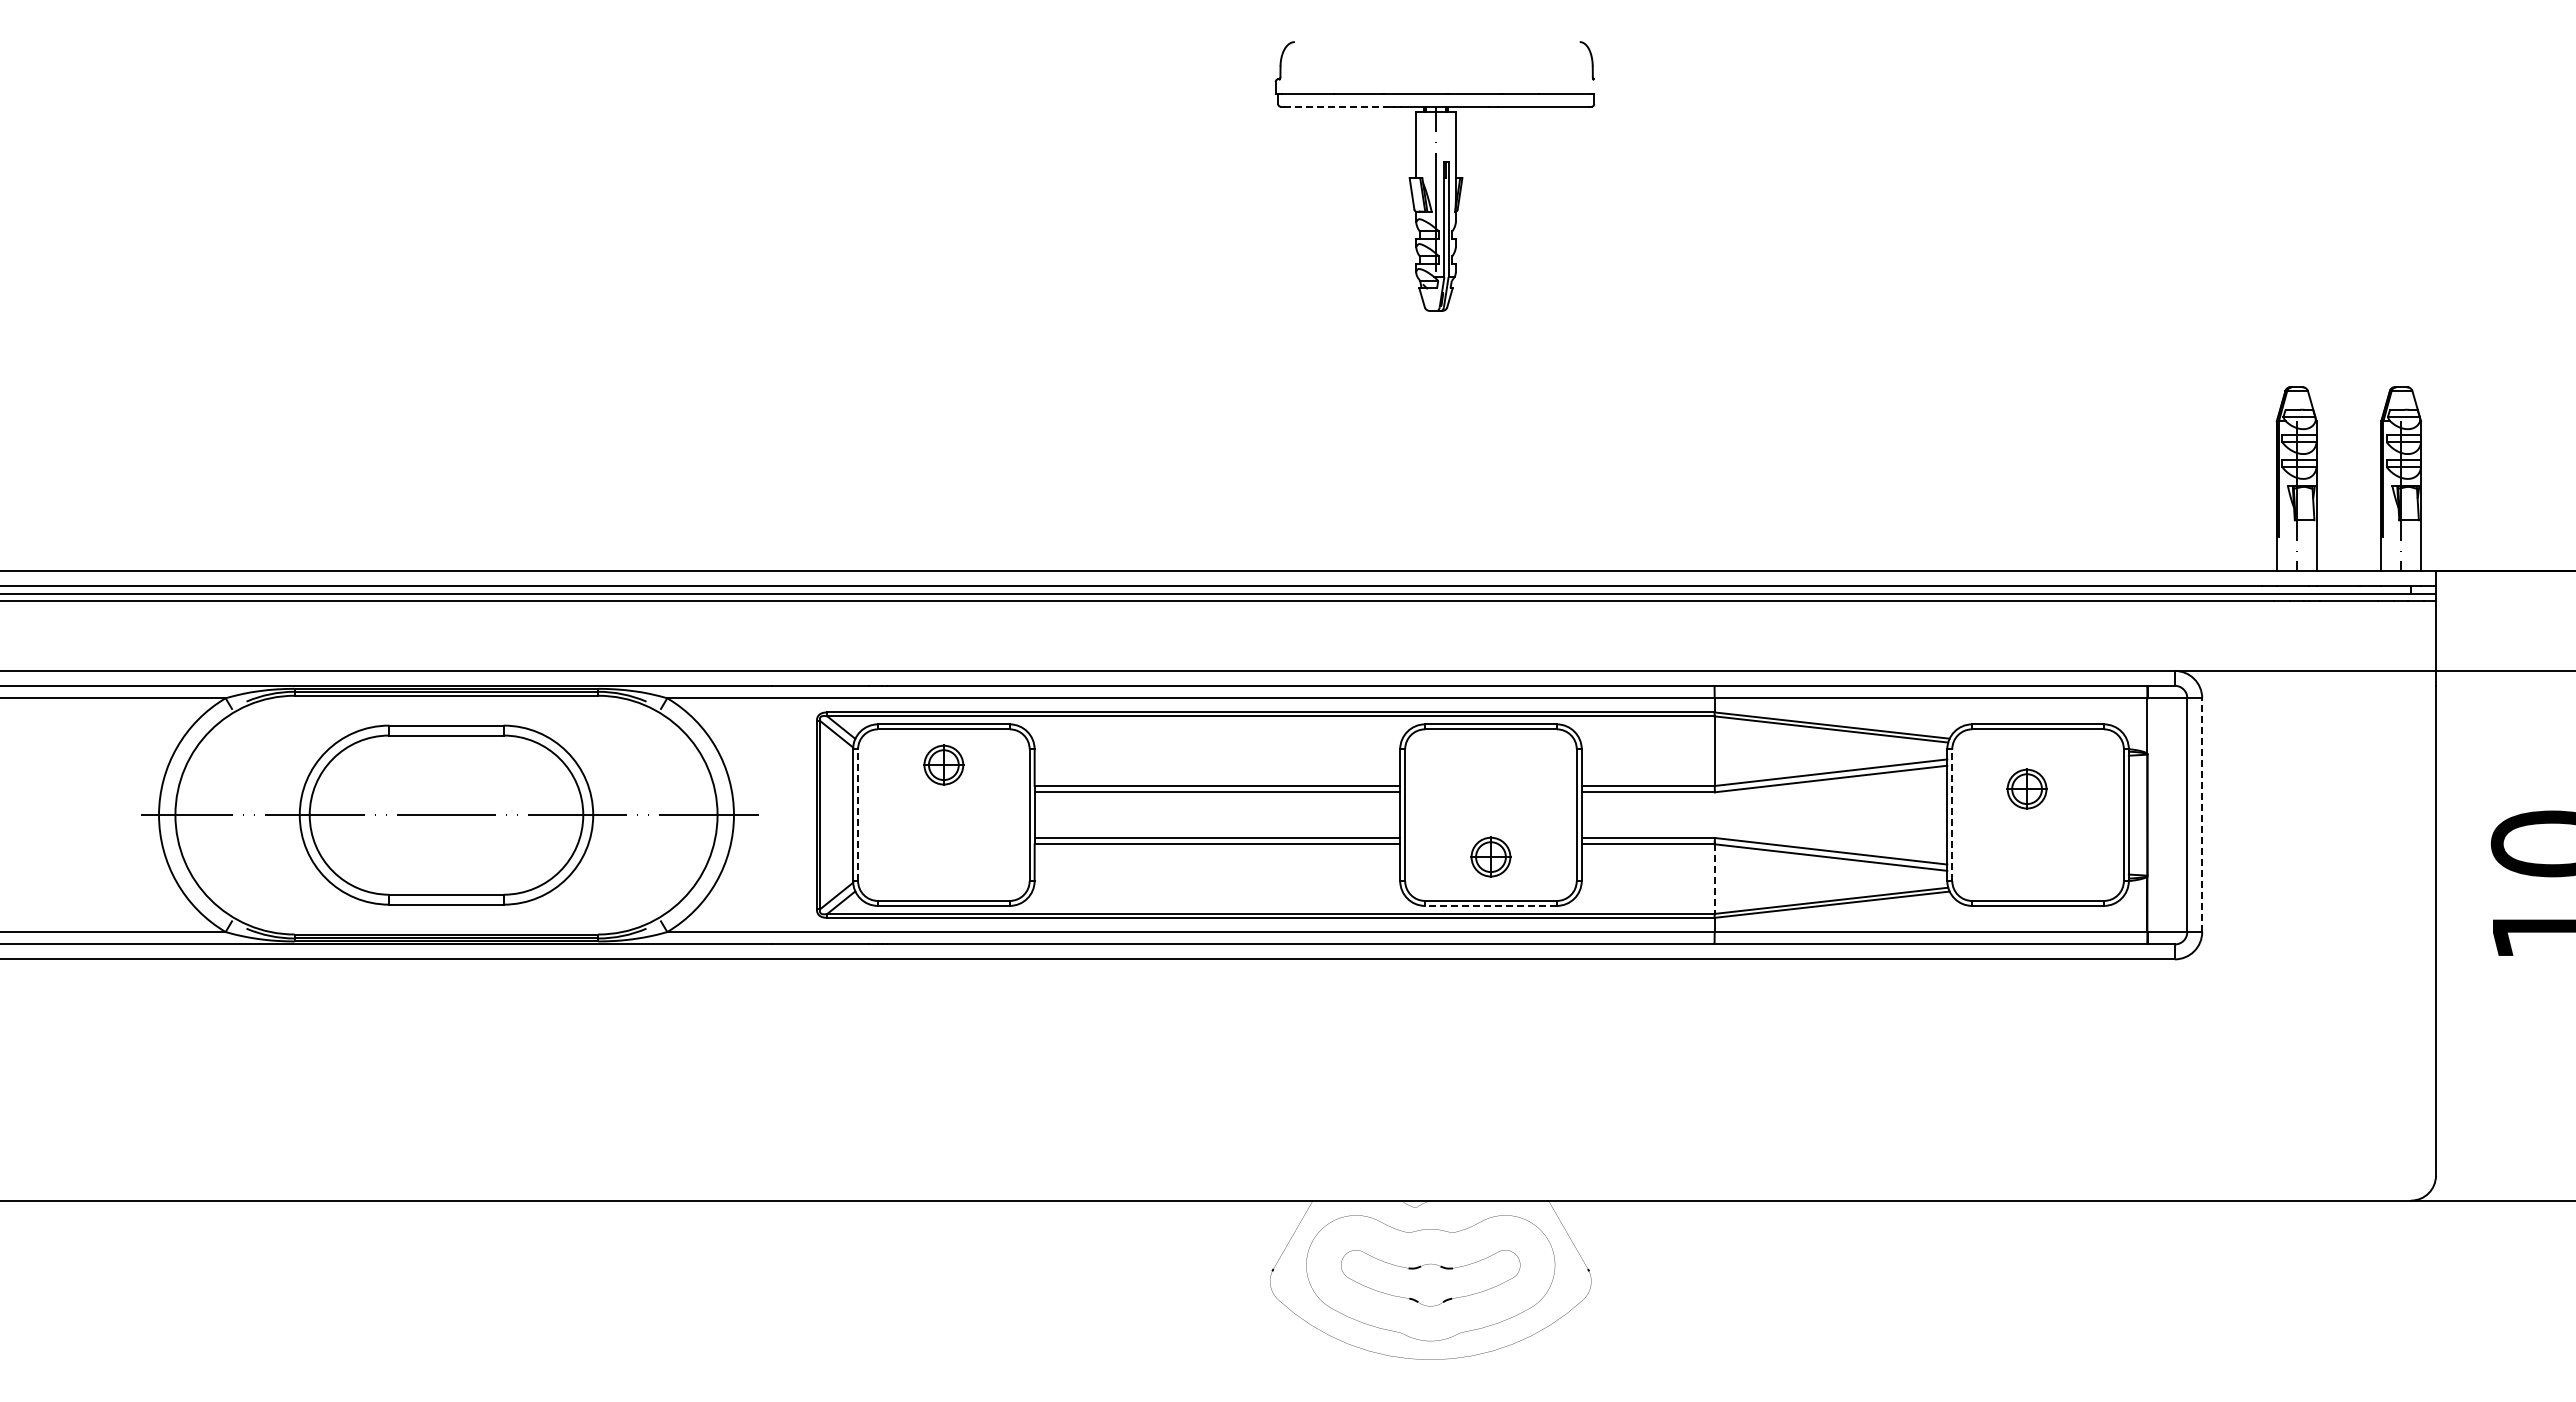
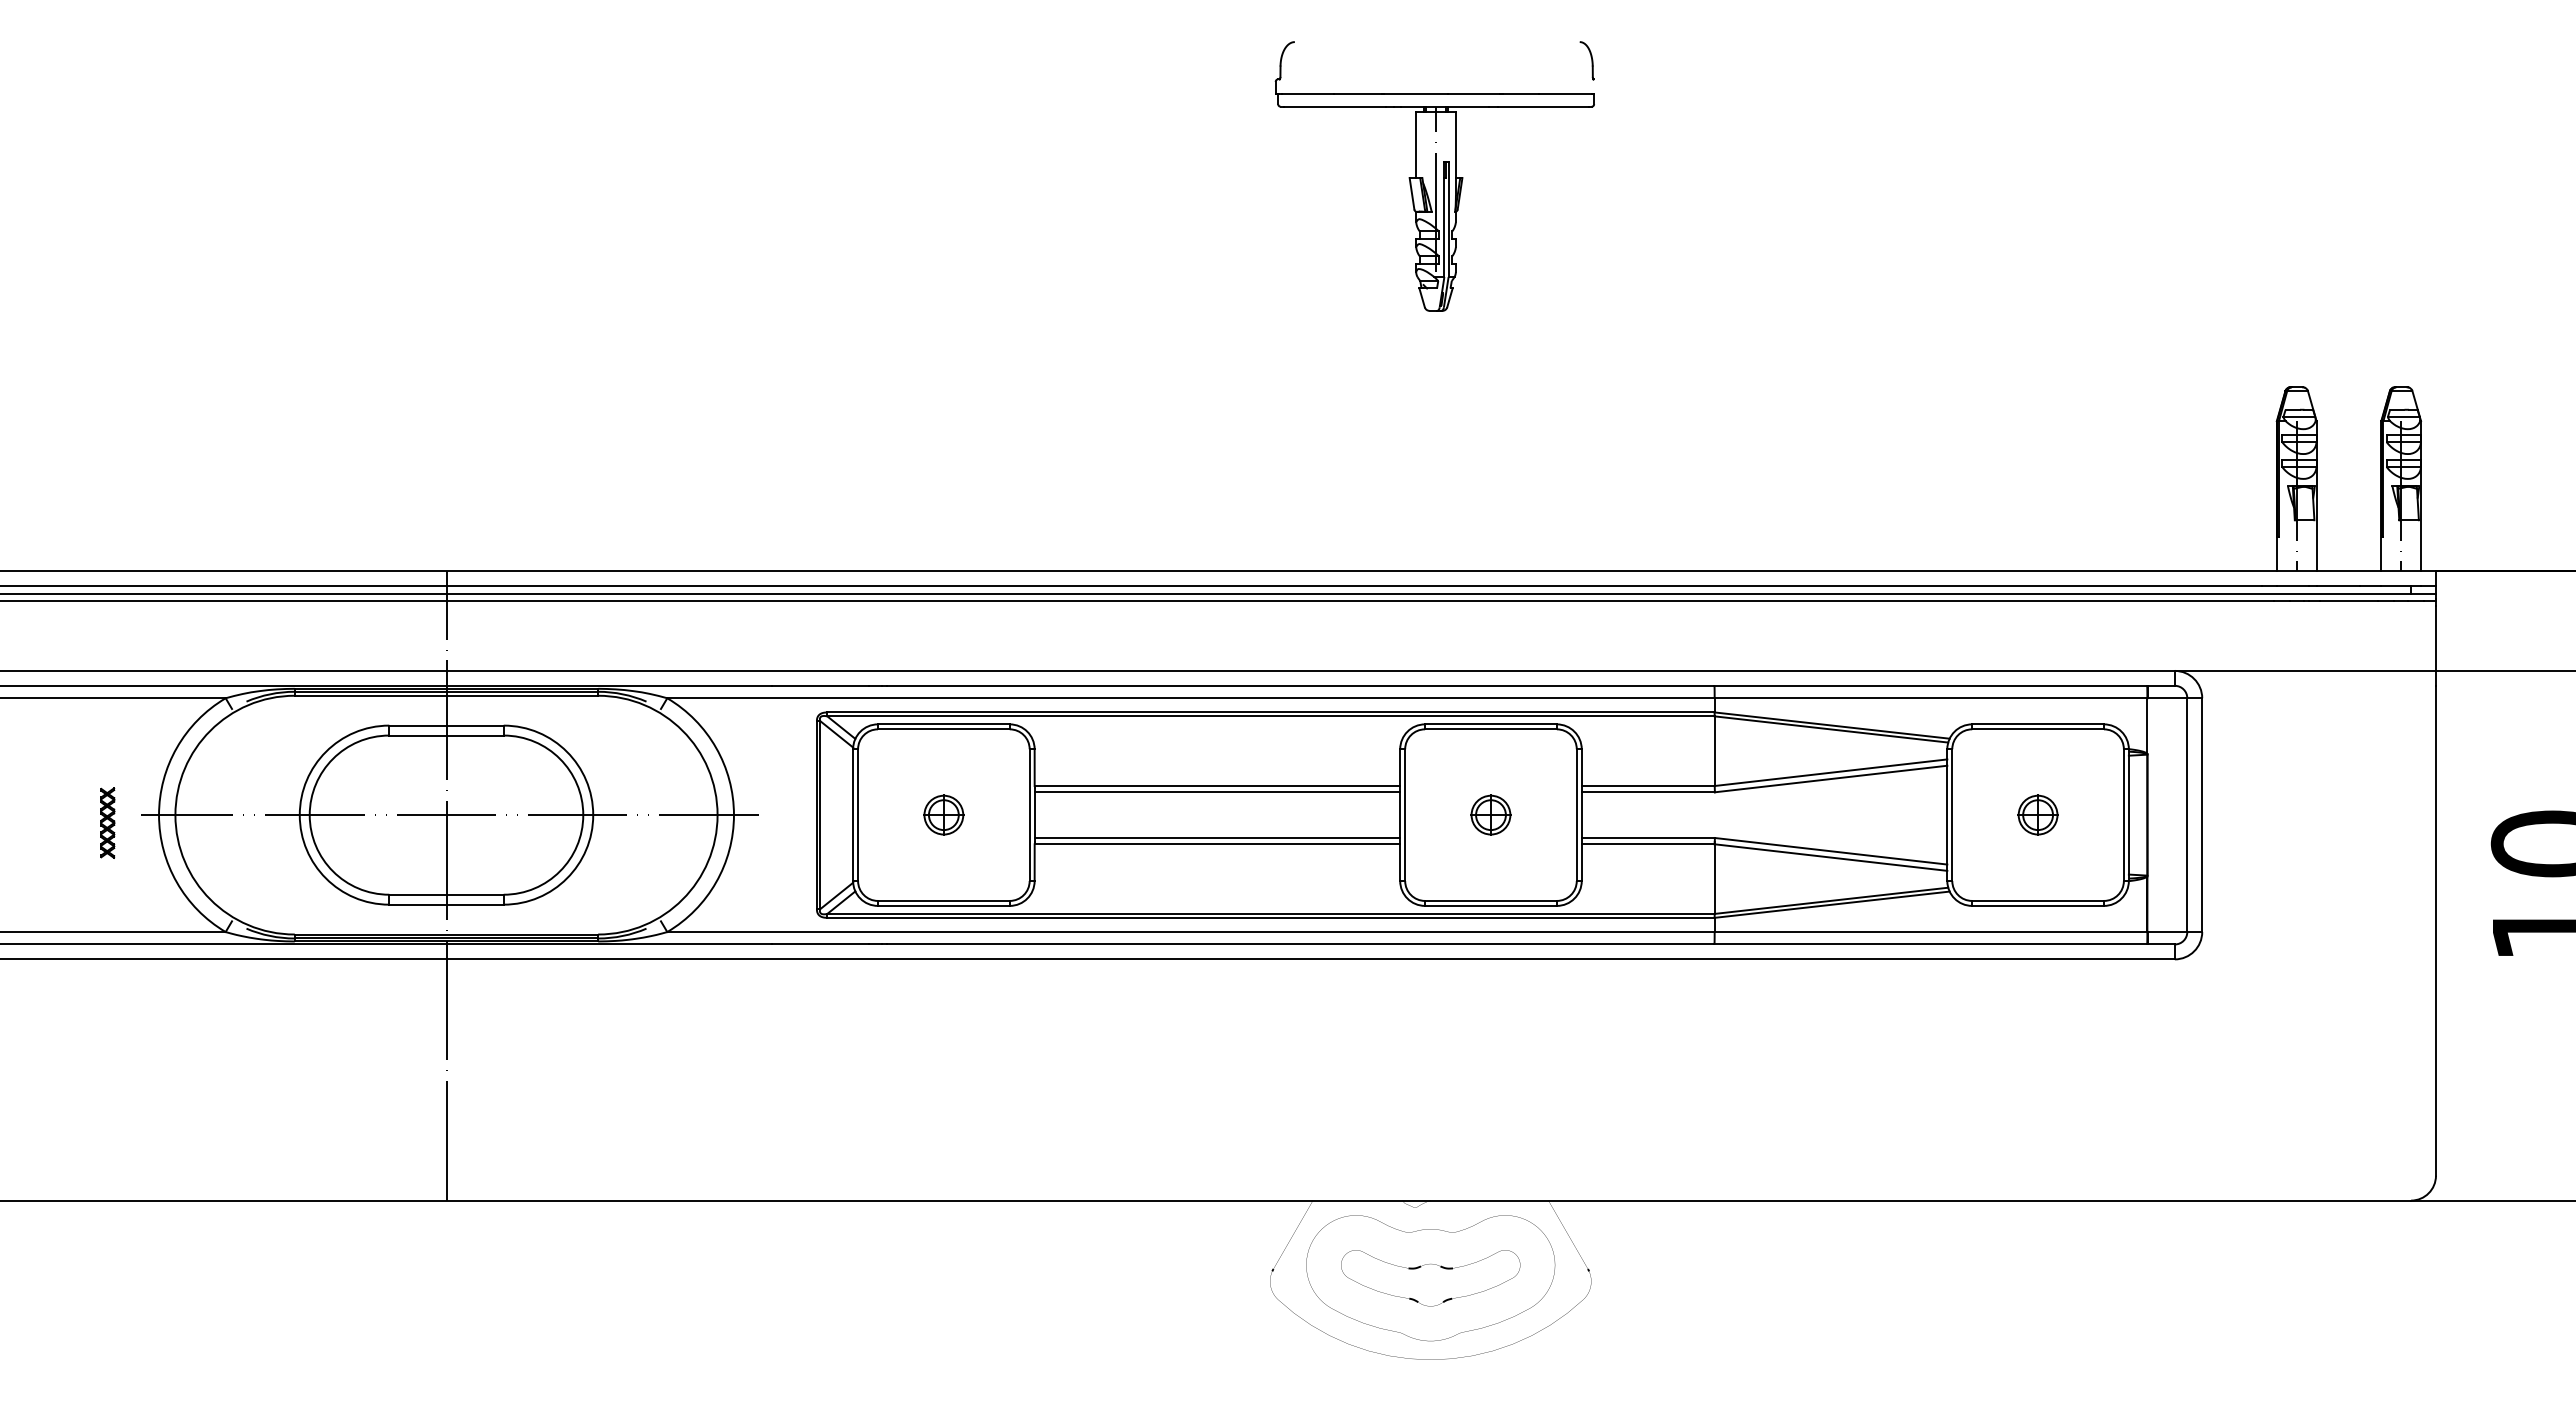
line: dashed -> solid (1335, 106)
part position: (943, 764) -> (943, 814) (943, 814)
part position: (2026, 788) -> (2037, 814) (2037, 814)
line: dashed -> solid (858, 815)
line: dashed -> solid (1952, 815)
line: dashed -> solid (2202, 815)
part: none -> present (107, 822)
part position: (1490, 856) -> (1490, 814) (1490, 814)
line: dashed -> solid (1714, 879)
line: none -> present (446, 885)
line: dashed -> solid (1490, 905)
